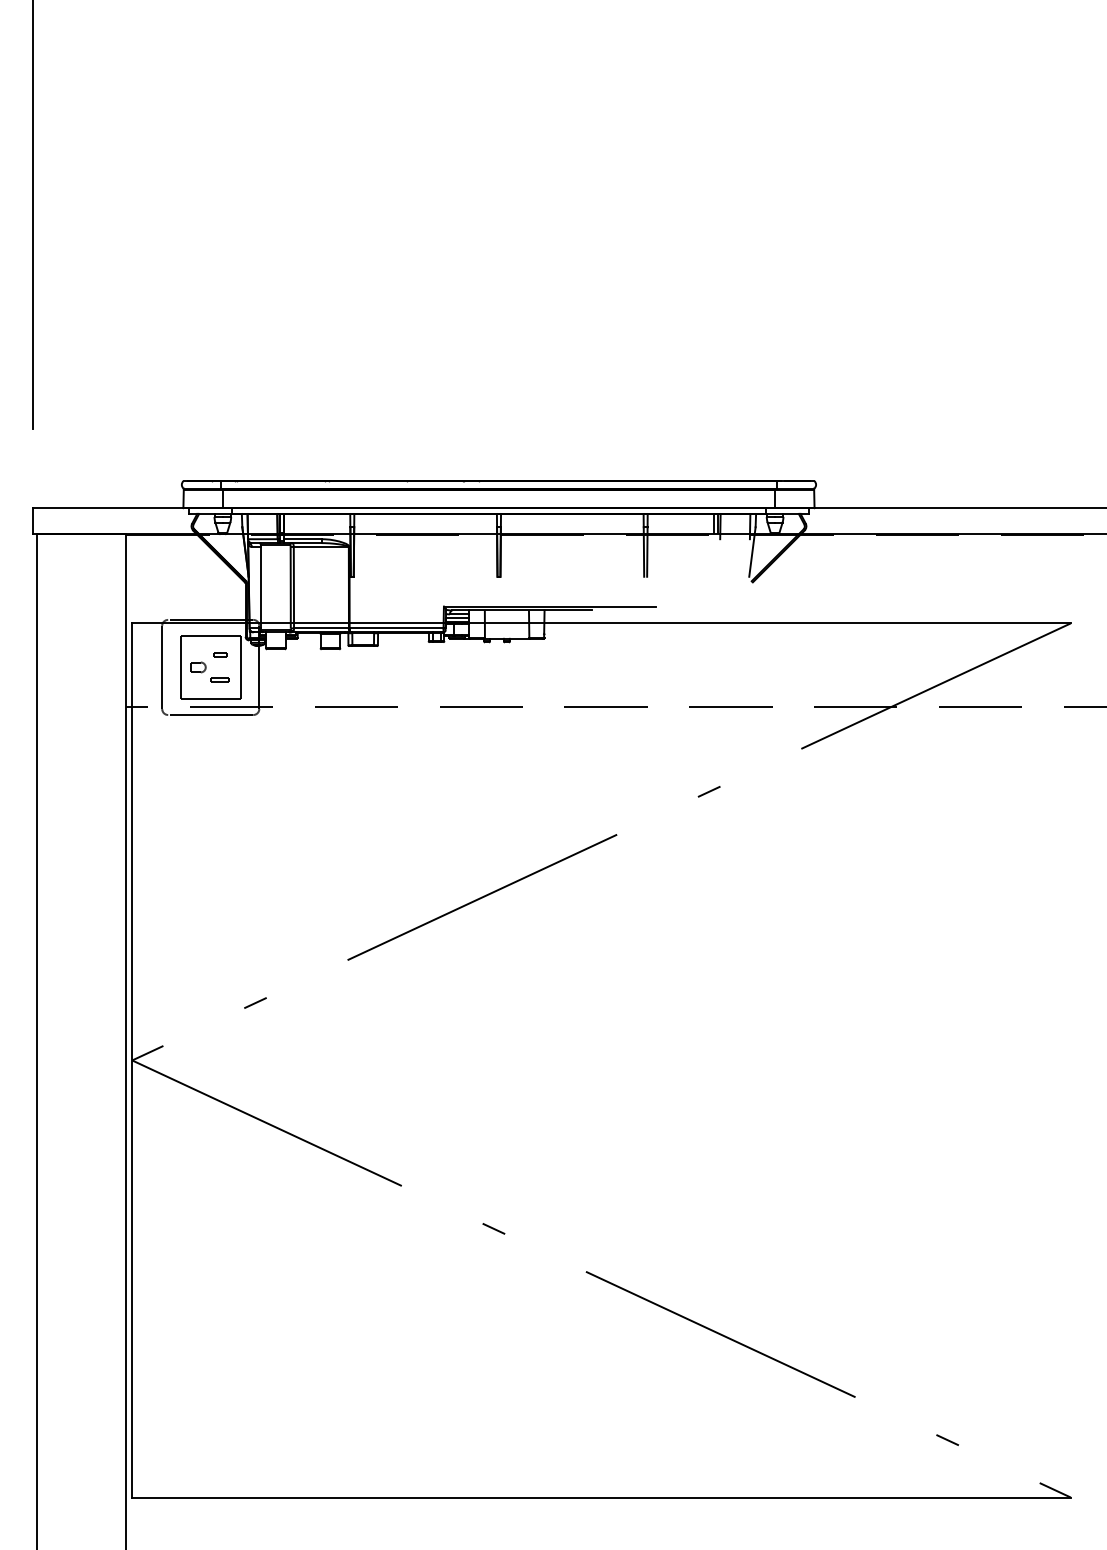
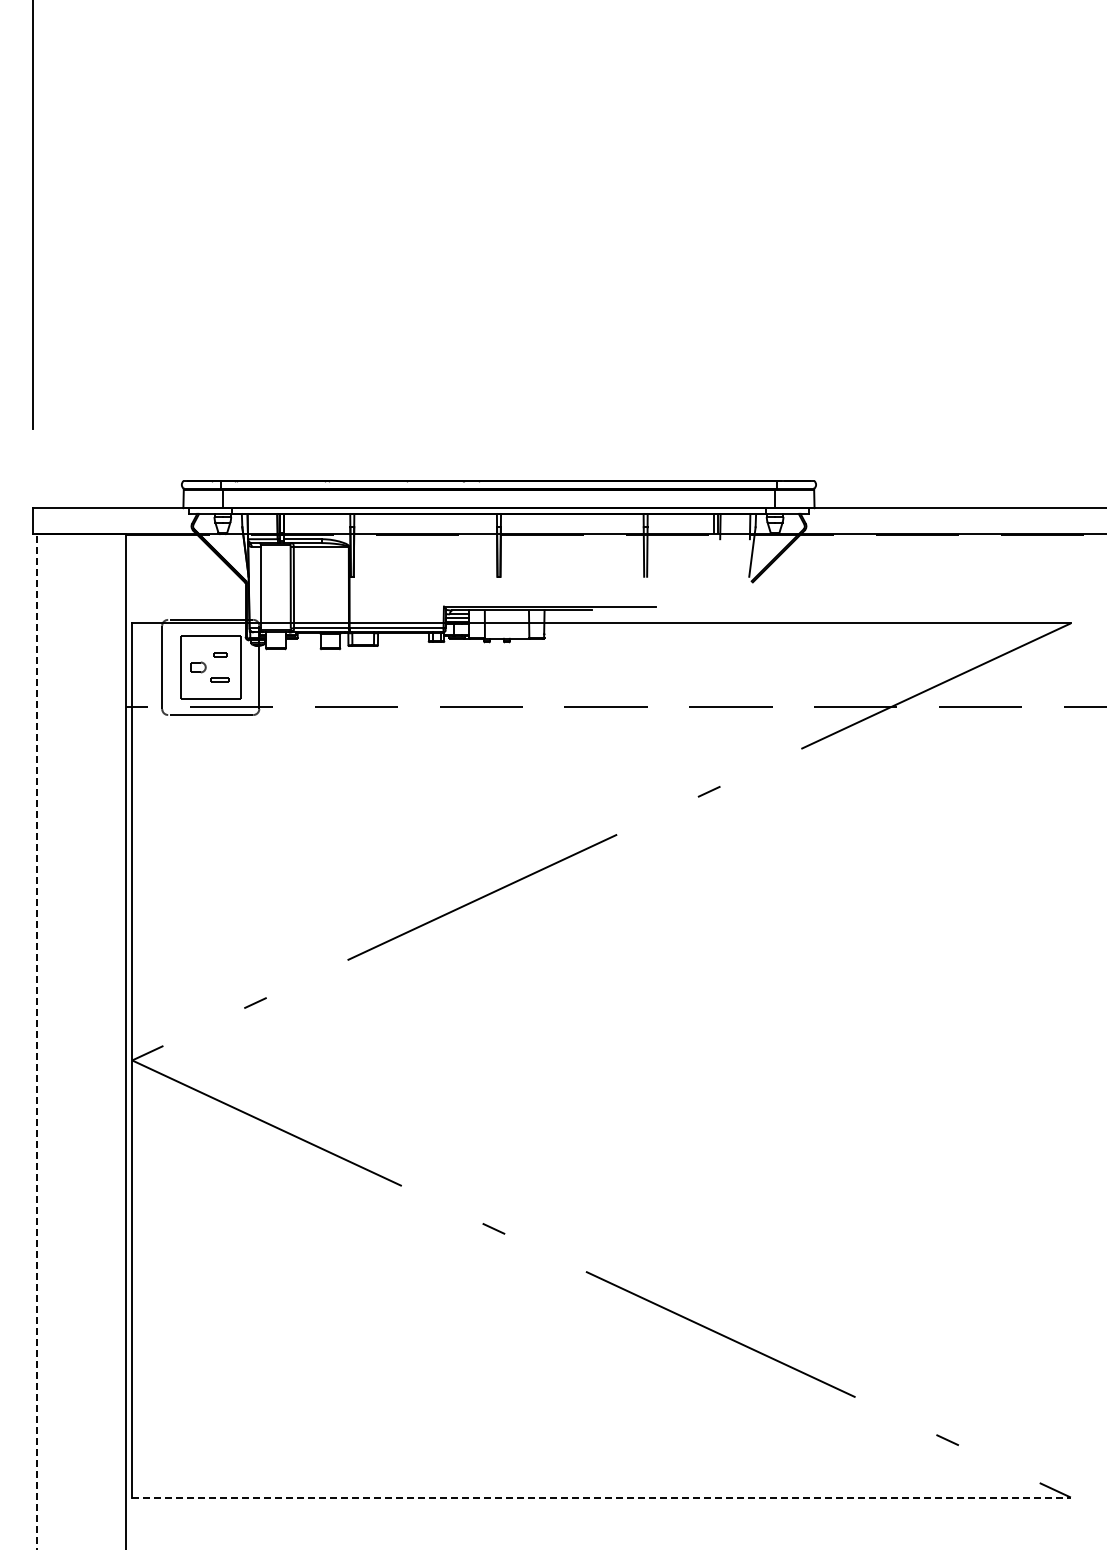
line: solid -> dashed (37, 1041)
line: solid -> dashed (602, 1497)
